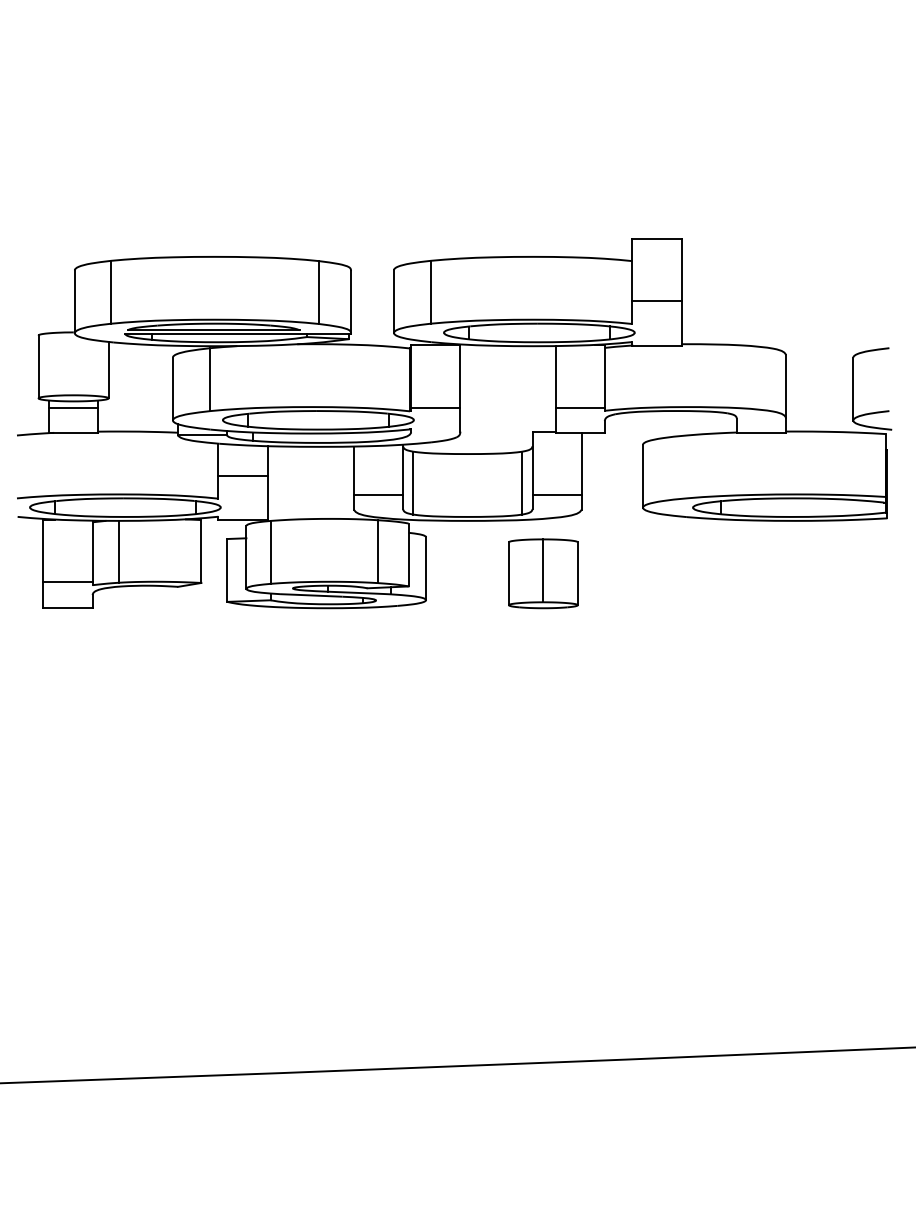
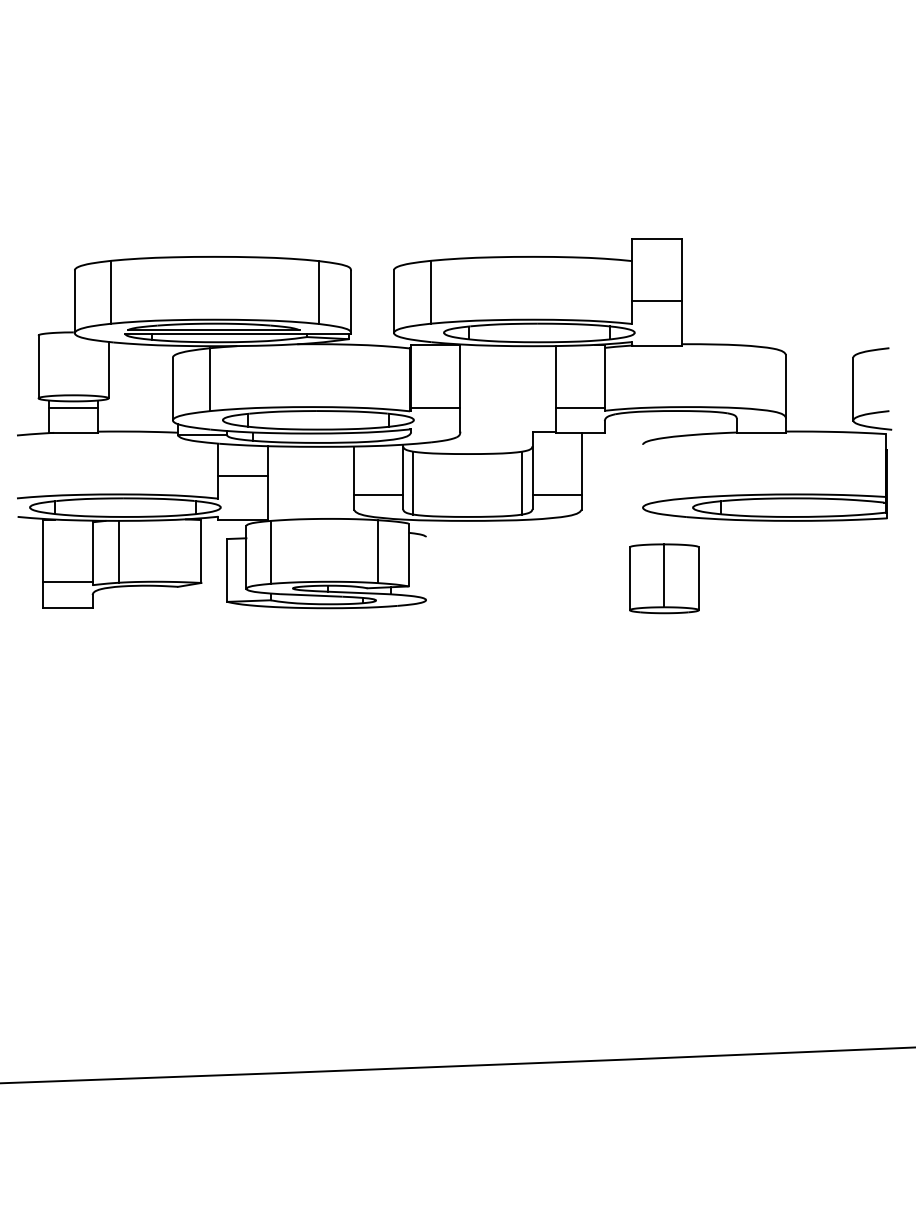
line: present -> none (643, 475)
line: present -> none (426, 568)
part position: (543, 573) -> (664, 578) (664, 578)
